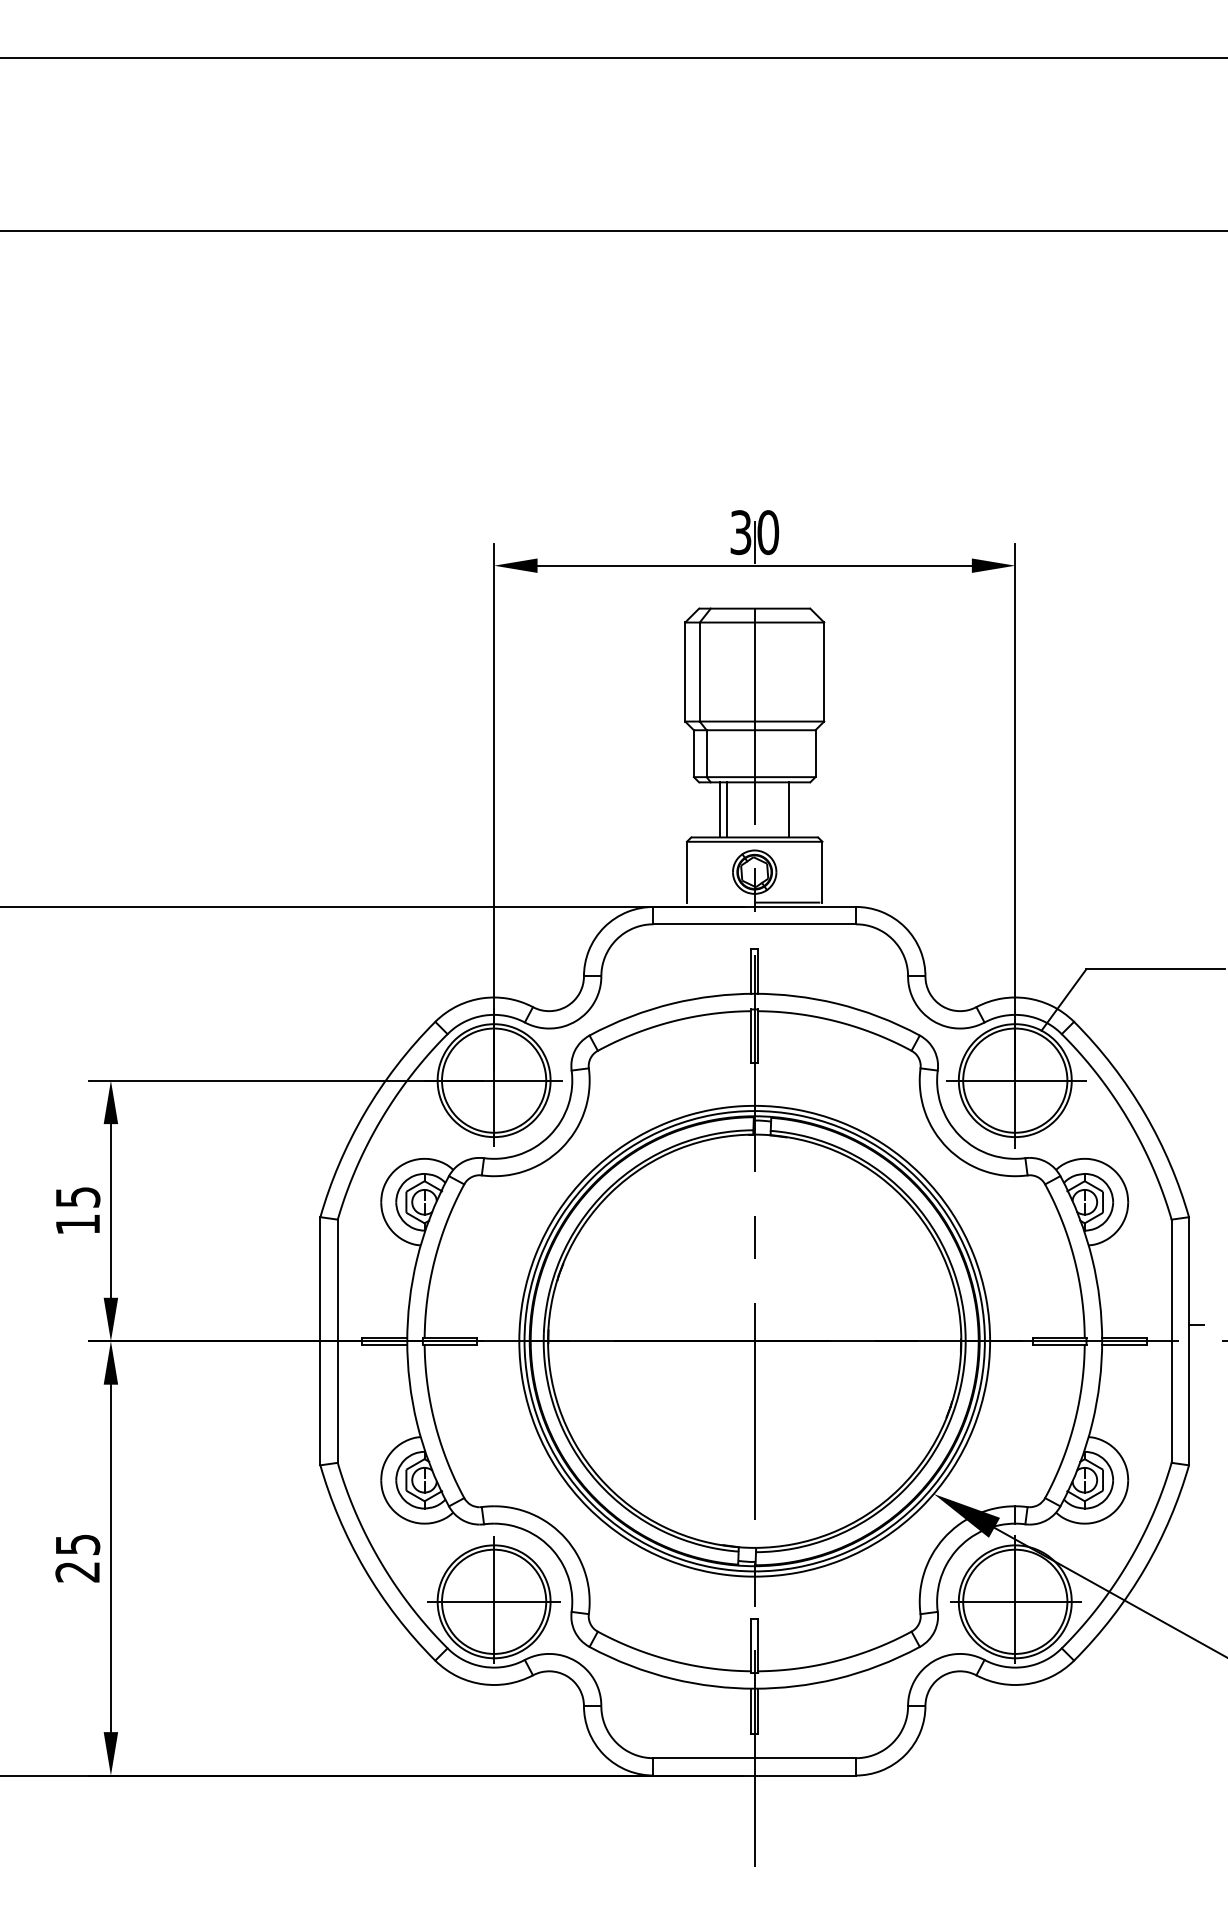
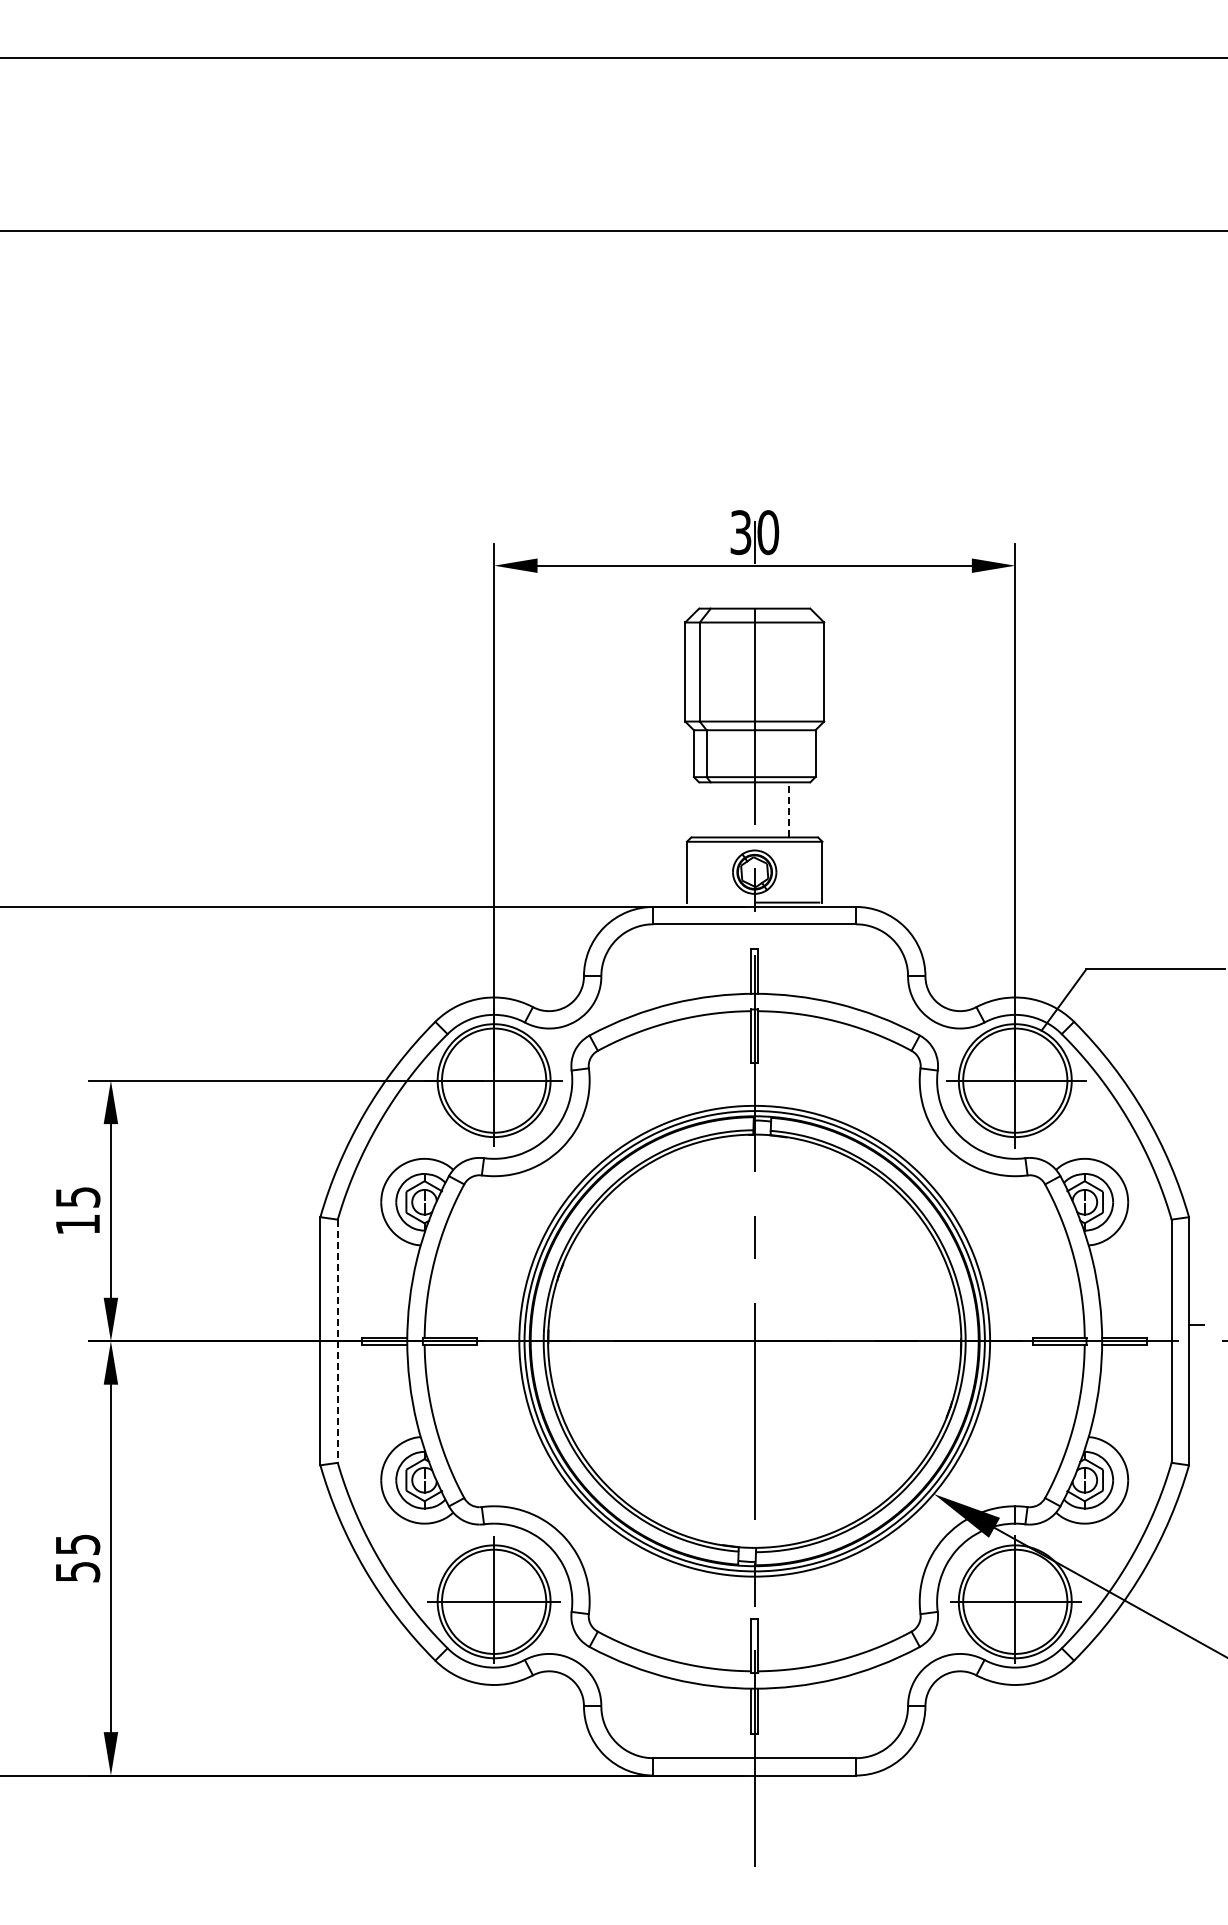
line: present -> none (719, 809)
line: present -> none (727, 809)
line: solid -> dashed (789, 809)
line: solid -> dashed (337, 1341)
text: 25 -> 55 (77, 1572)
